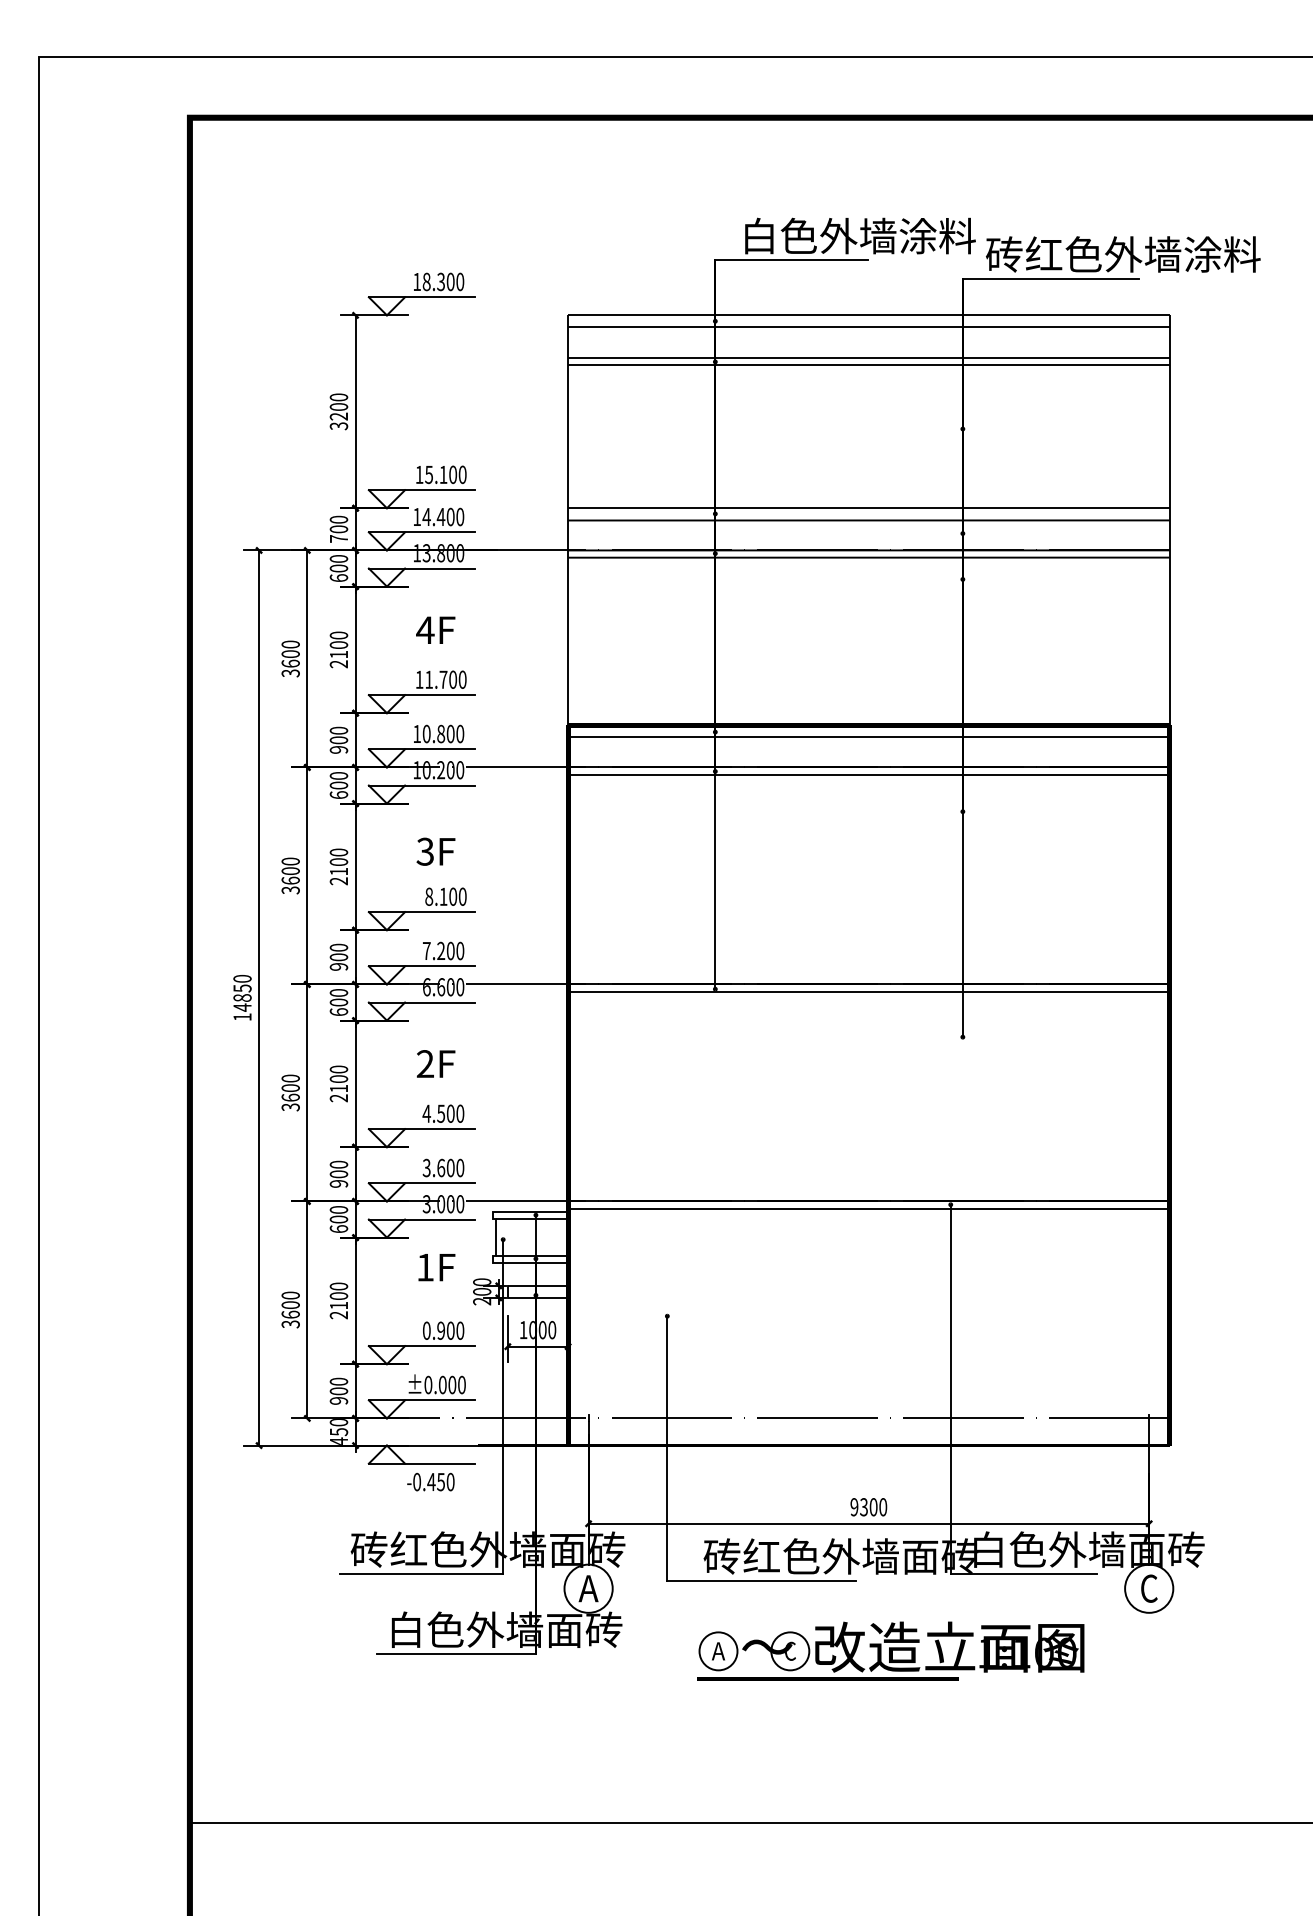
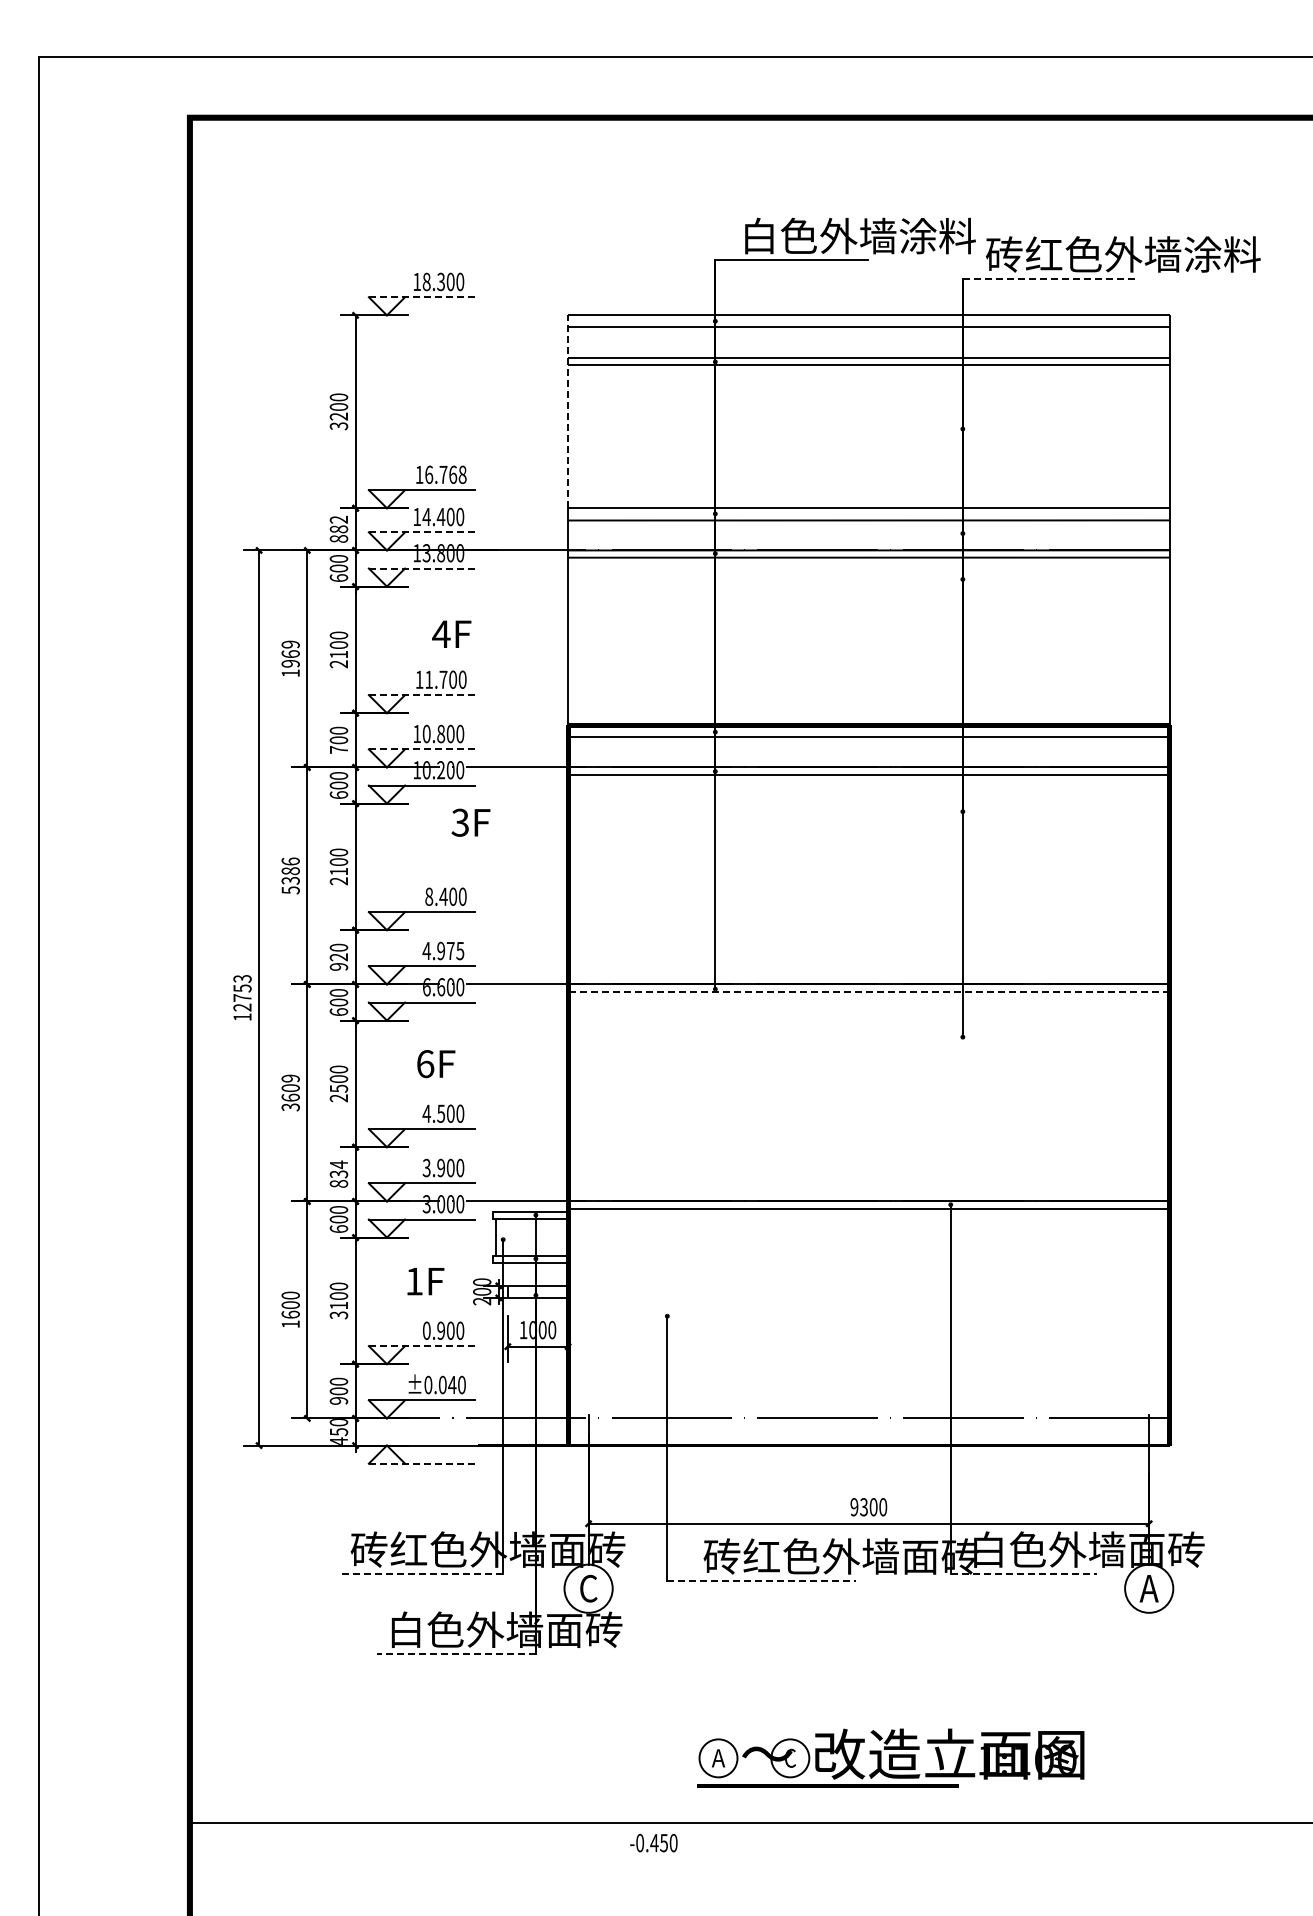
line: solid -> dashed (1050, 278)
line: solid -> dashed (421, 297)
line: solid -> dashed (568, 411)
text: 15.100 -> 16.768 (445, 474)
text: 700 -> 882 (338, 528)
line: solid -> dashed (421, 532)
line: solid -> dashed (421, 568)
text position: (435, 629) -> (451, 633) (451, 633)
text: 3600 -> 1969 (290, 658)
line: solid -> dashed (421, 695)
text: 900 -> 700 (338, 749)
line: solid -> dashed (421, 749)
text position: (435, 851) -> (470, 822) (470, 822)
text: 3600 -> 5386 (290, 875)
text: 8.100 -> 8.400 (443, 896)
text: 7.200 -> 4.975 (443, 950)
text: 900 -> 920 (338, 957)
line: solid -> dashed (868, 991)
text: 14850 -> 12753 (242, 993)
text: 2F -> 6F (425, 1064)
text: 3600 -> 3609 (290, 1078)
text: 2100 -> 2500 (339, 1088)
text: 3.600 -> 3.900 (441, 1167)
text: 900 -> 834 (338, 1173)
text position: (436, 1267) -> (425, 1281) (425, 1281)
text: 2100 -> 3100 (339, 1315)
text: 3600 -> 1600 (290, 1324)
line: solid -> dashed (421, 1346)
text: ±0.000 -> ±0.040 (452, 1384)
line: solid -> dashed (421, 1463)
text position: (430, 1481) -> (653, 1842) (653, 1842)
line: solid -> dashed (421, 1573)
line: solid -> dashed (1024, 1573)
line: solid -> dashed (762, 1580)
text: A -> C (588, 1588)
text: C -> A (1148, 1588)
part position: (890, 1650) -> (890, 1757) (890, 1757)
line: solid -> dashed (456, 1653)
